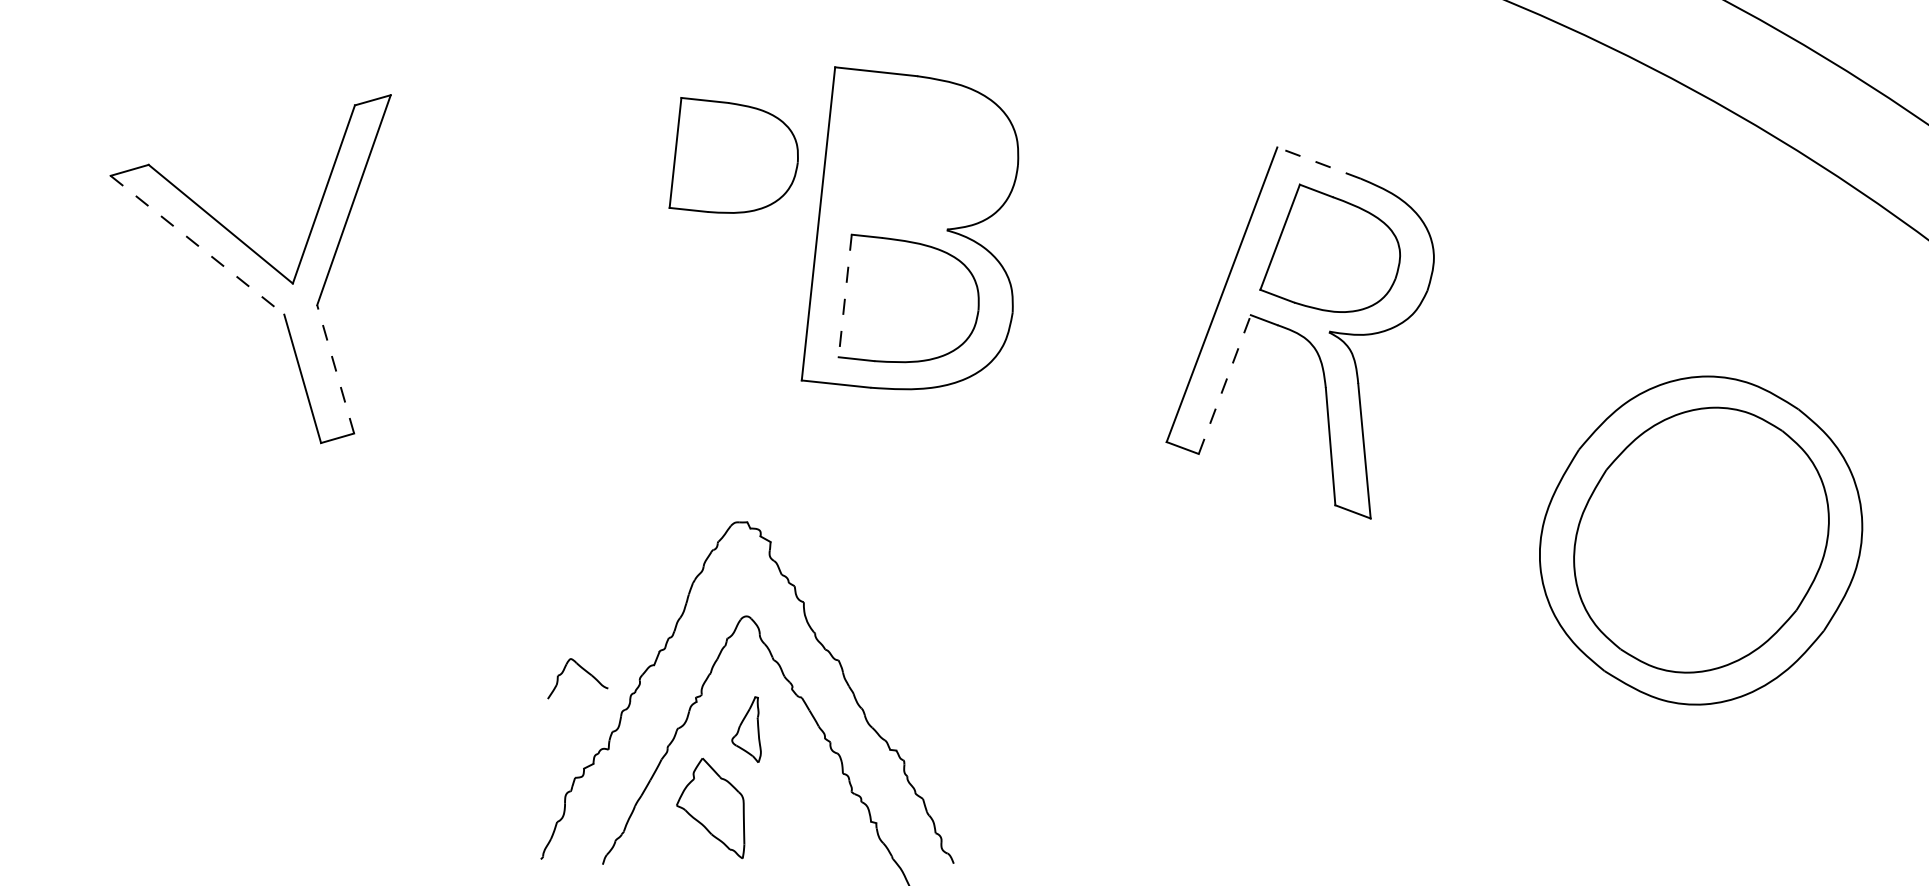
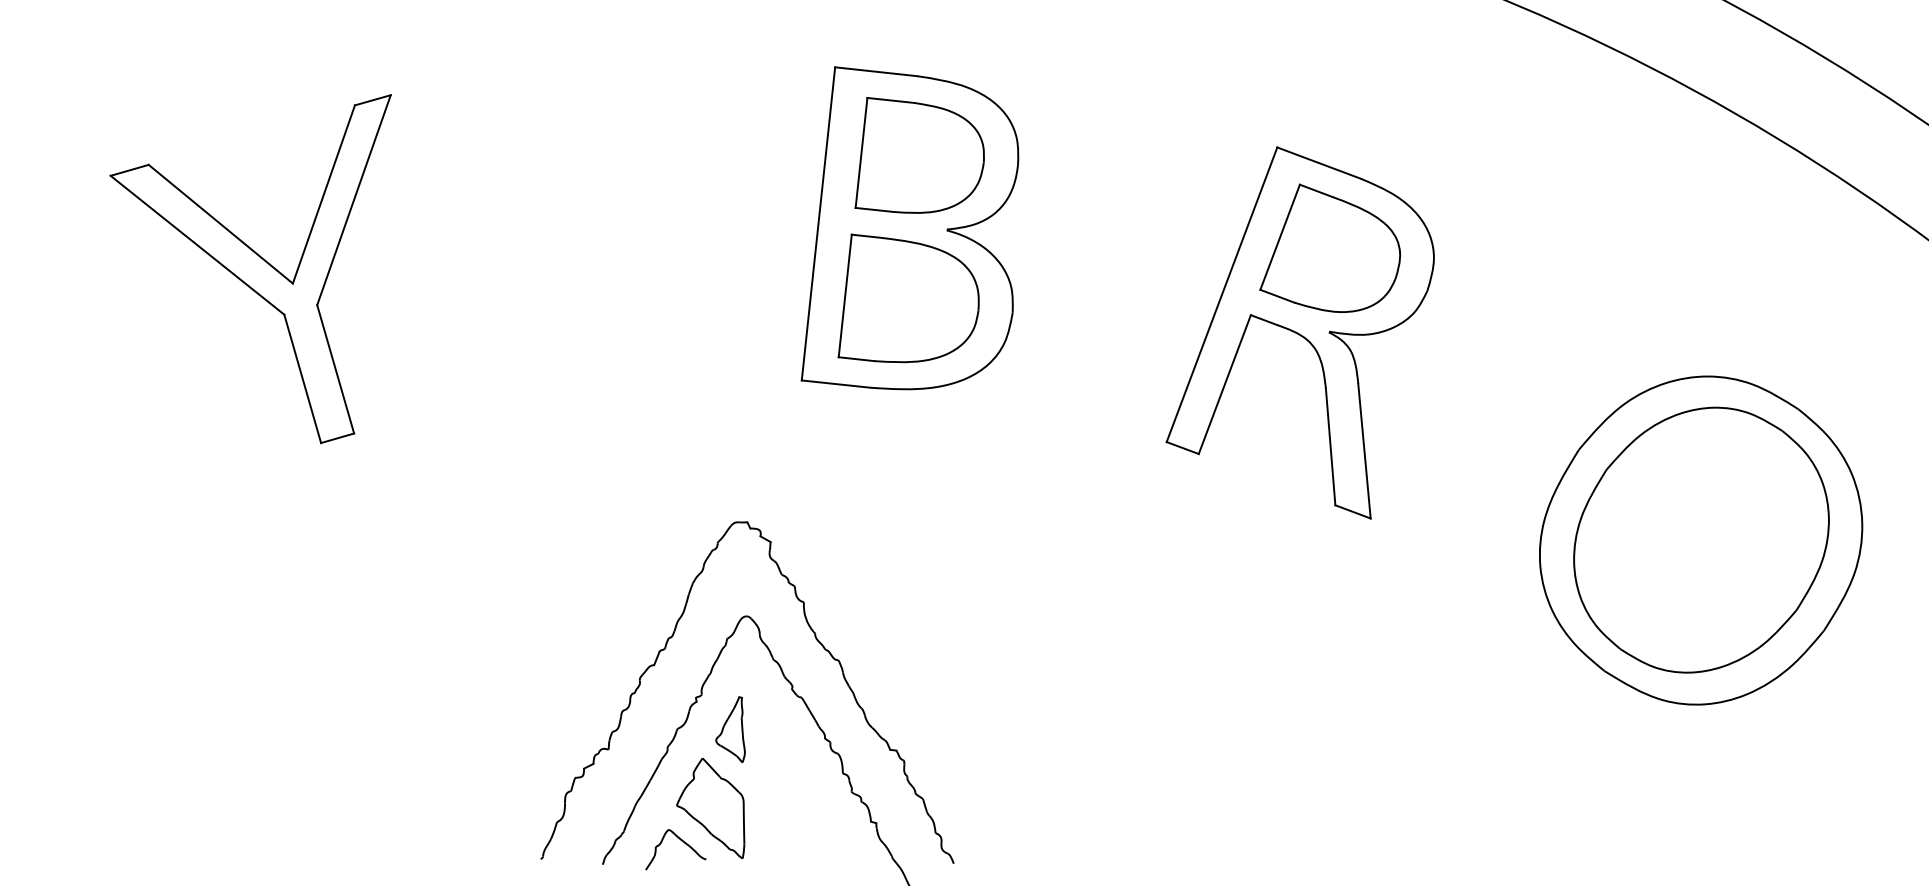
part position: (733, 155) -> (919, 155) (919, 155)
line: dashed -> solid (1319, 163)
line: dashed -> solid (197, 245)
line: dashed -> solid (845, 295)
line: dashed -> solid (335, 369)
line: dashed -> solid (1225, 384)
part position: (583, 670) -> (681, 841) (681, 841)
part position: (746, 729) -> (730, 729) (730, 729)
